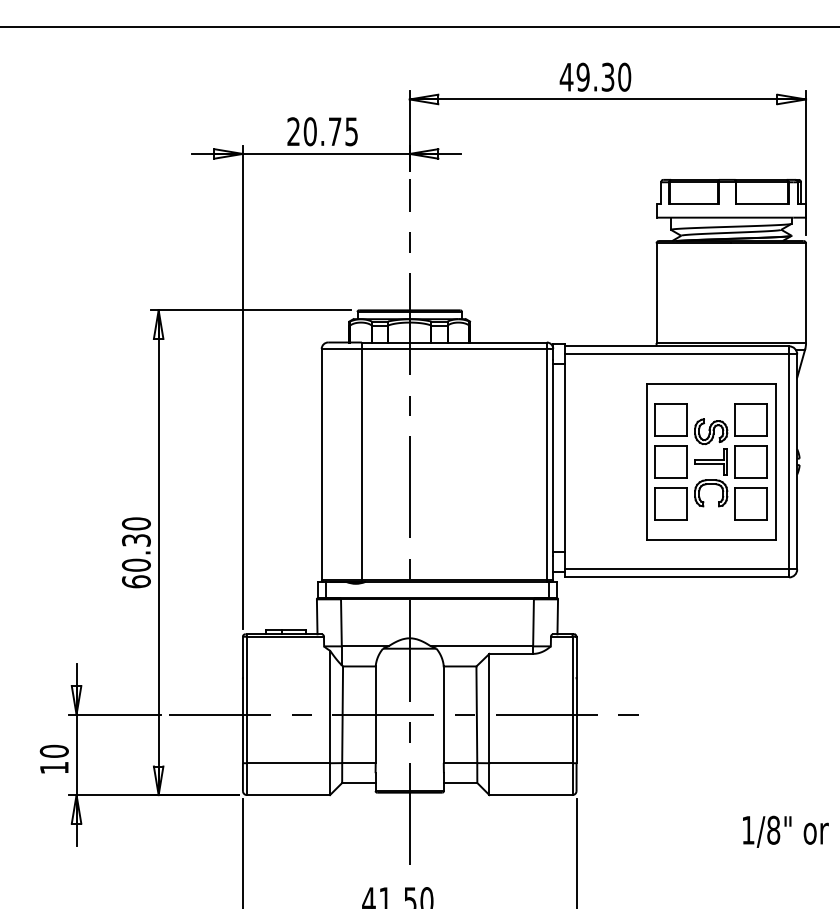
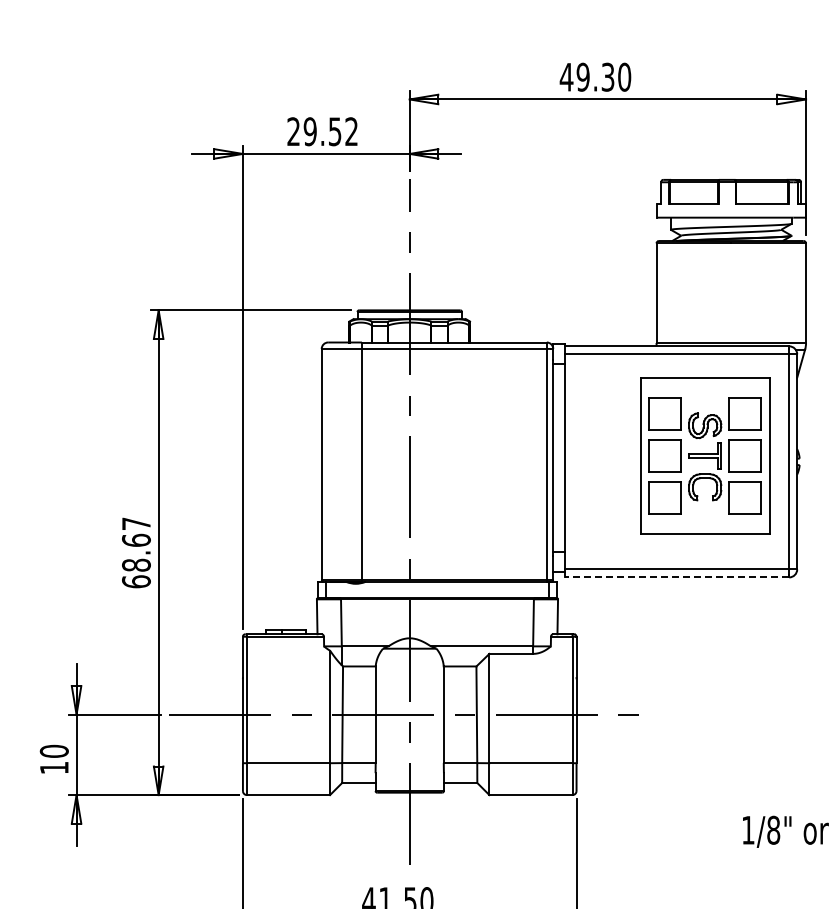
line: present -> none (419, 27)
text: 20.75 -> 29.52 (330, 131)
part position: (711, 461) -> (705, 455) (705, 455)
text: 60.30 -> 68.67 (136, 544)
line: solid -> dashed (677, 577)
